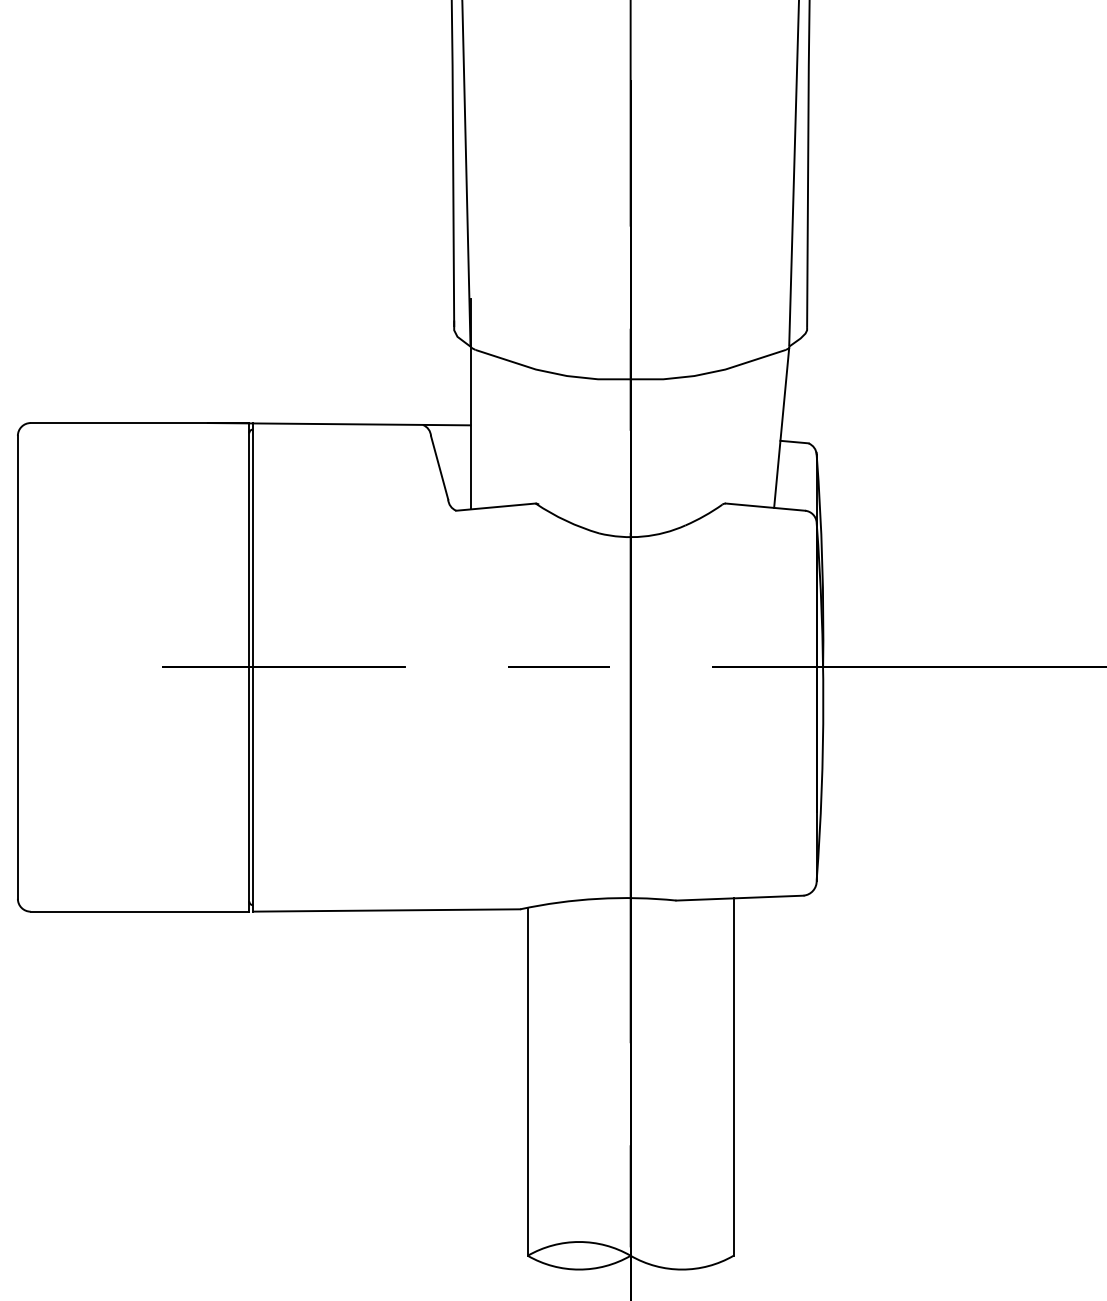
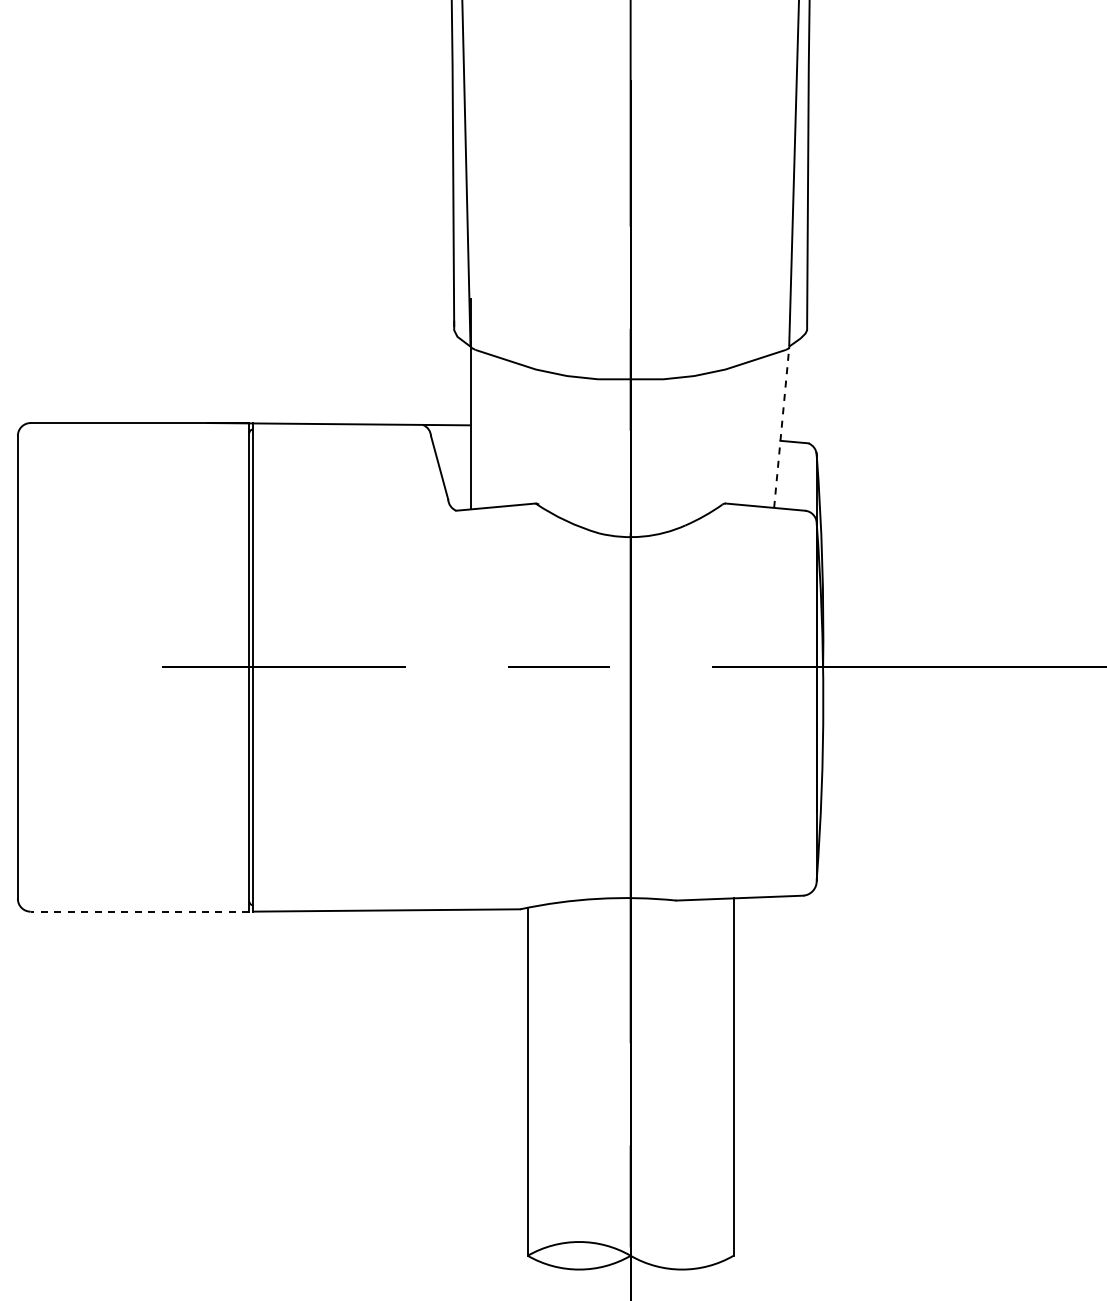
line: solid -> dashed (781, 427)
line: solid -> dashed (139, 911)
